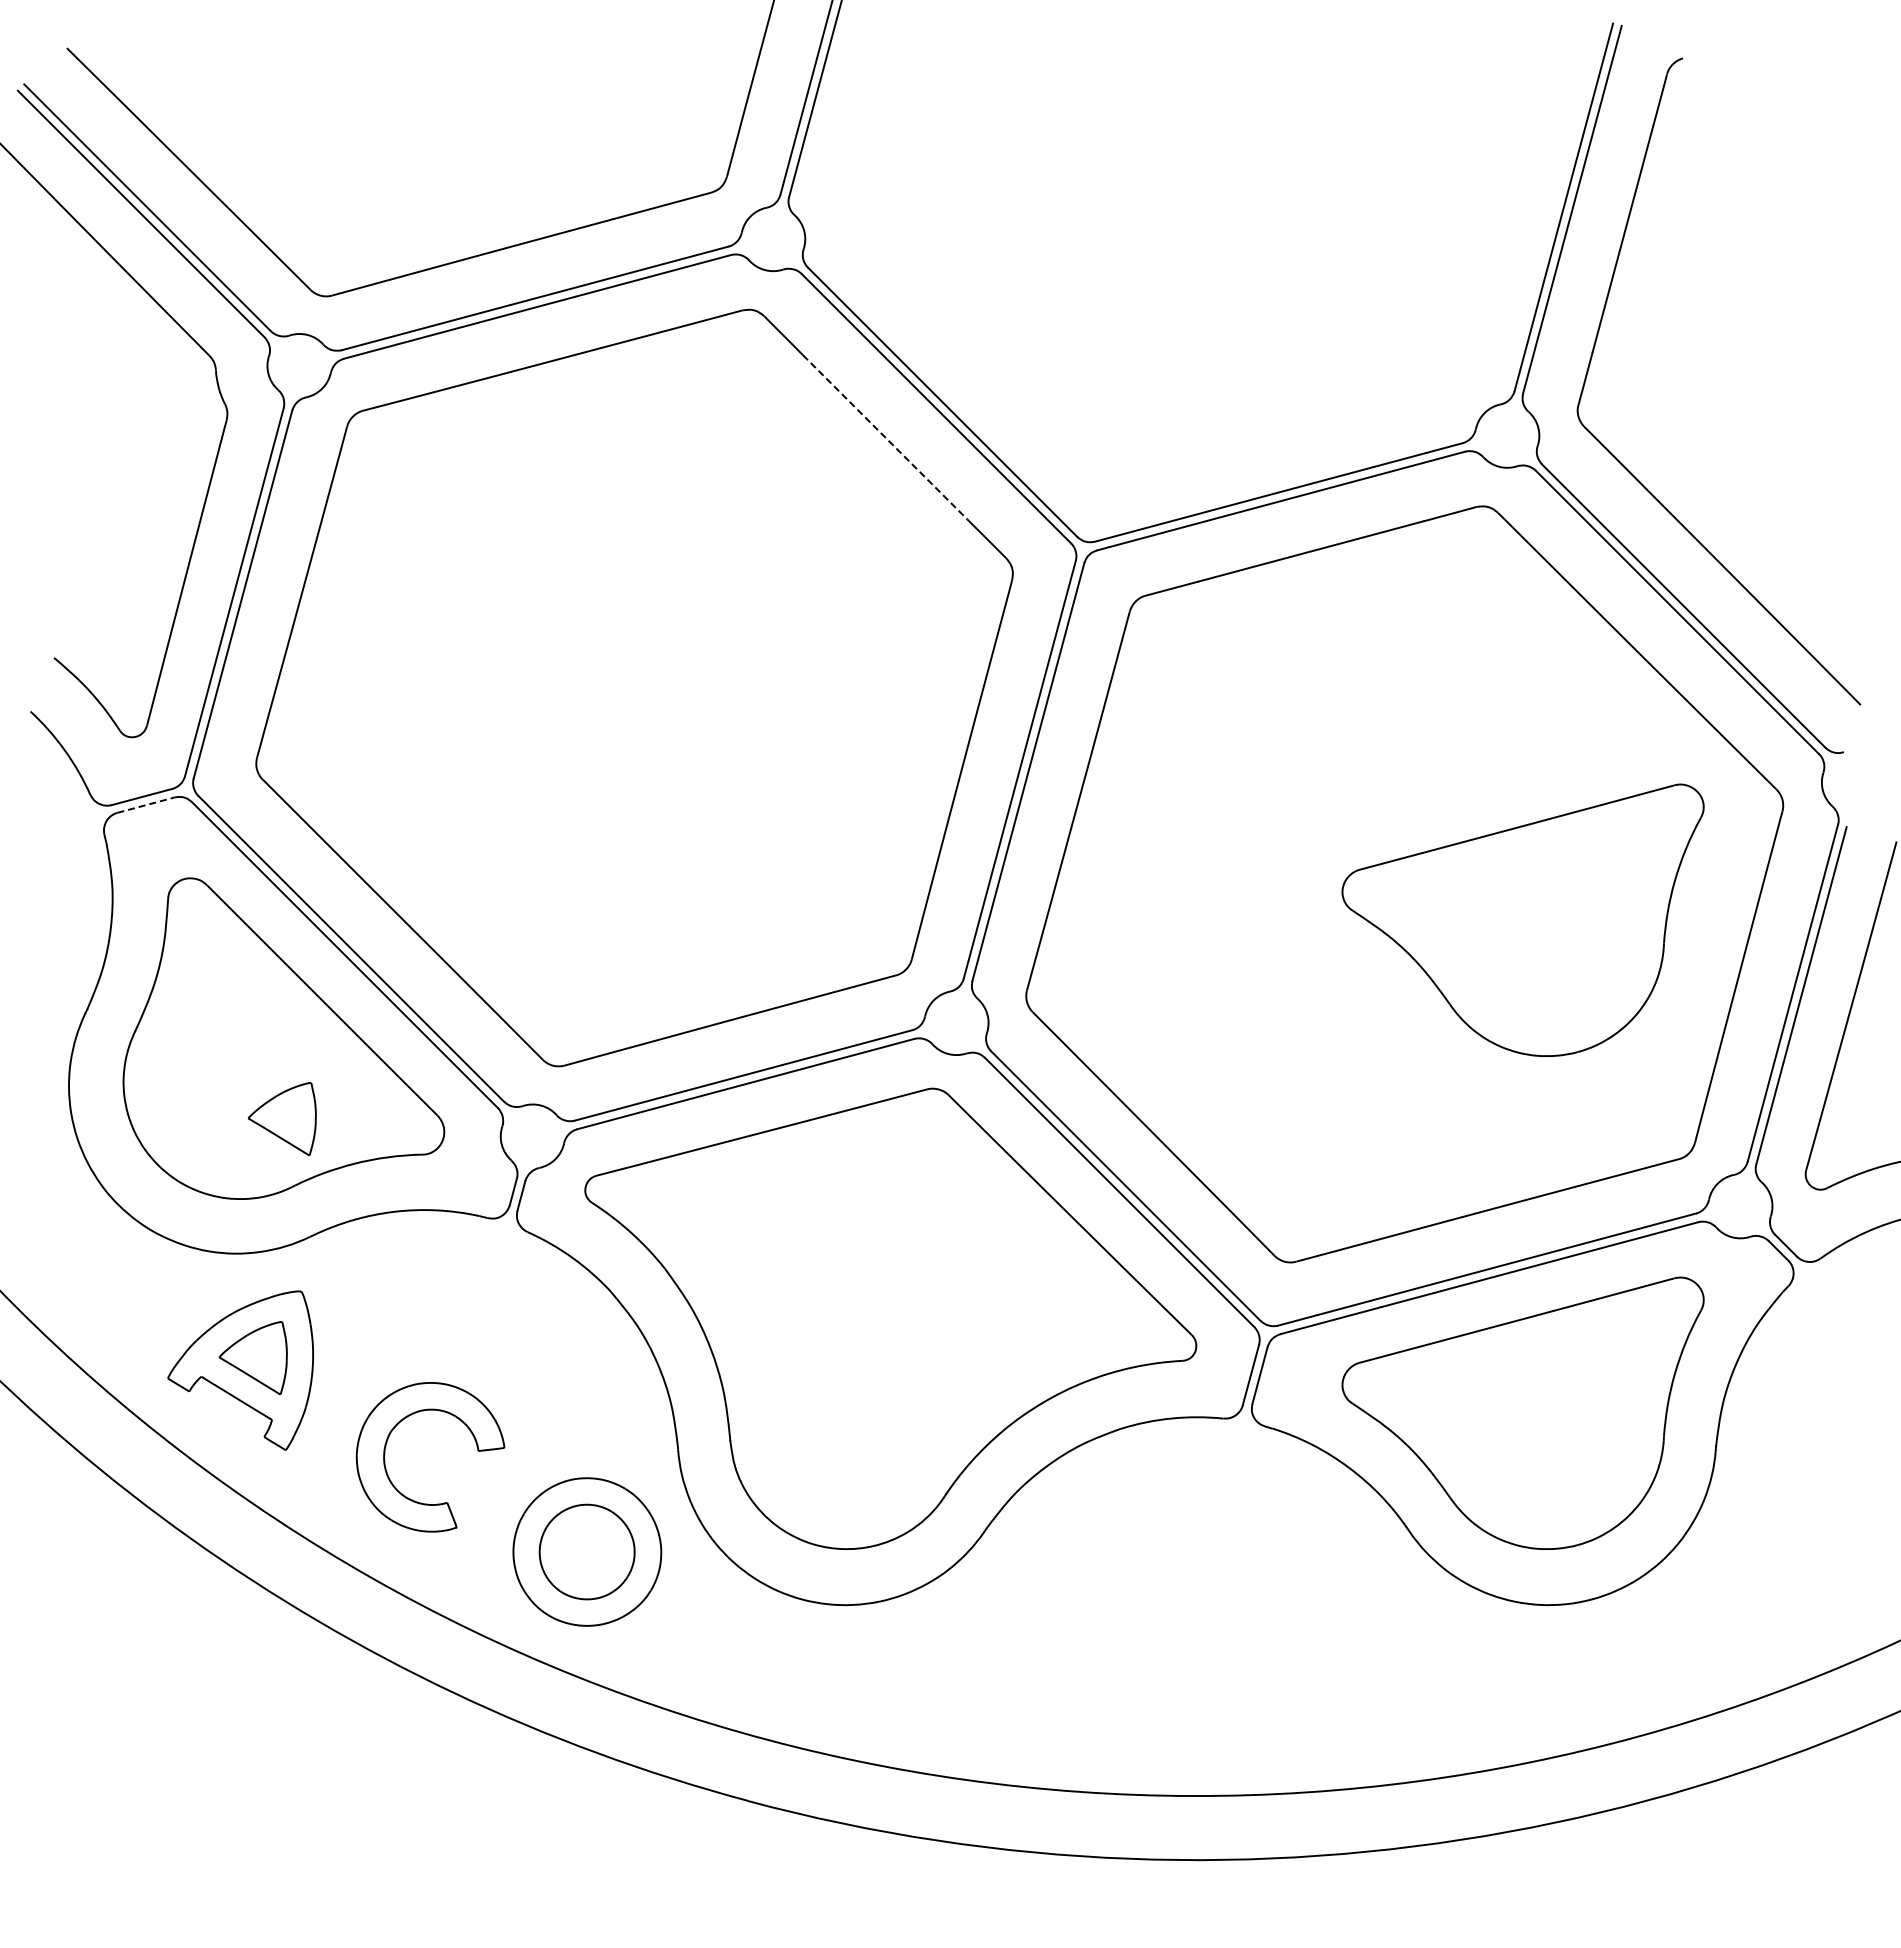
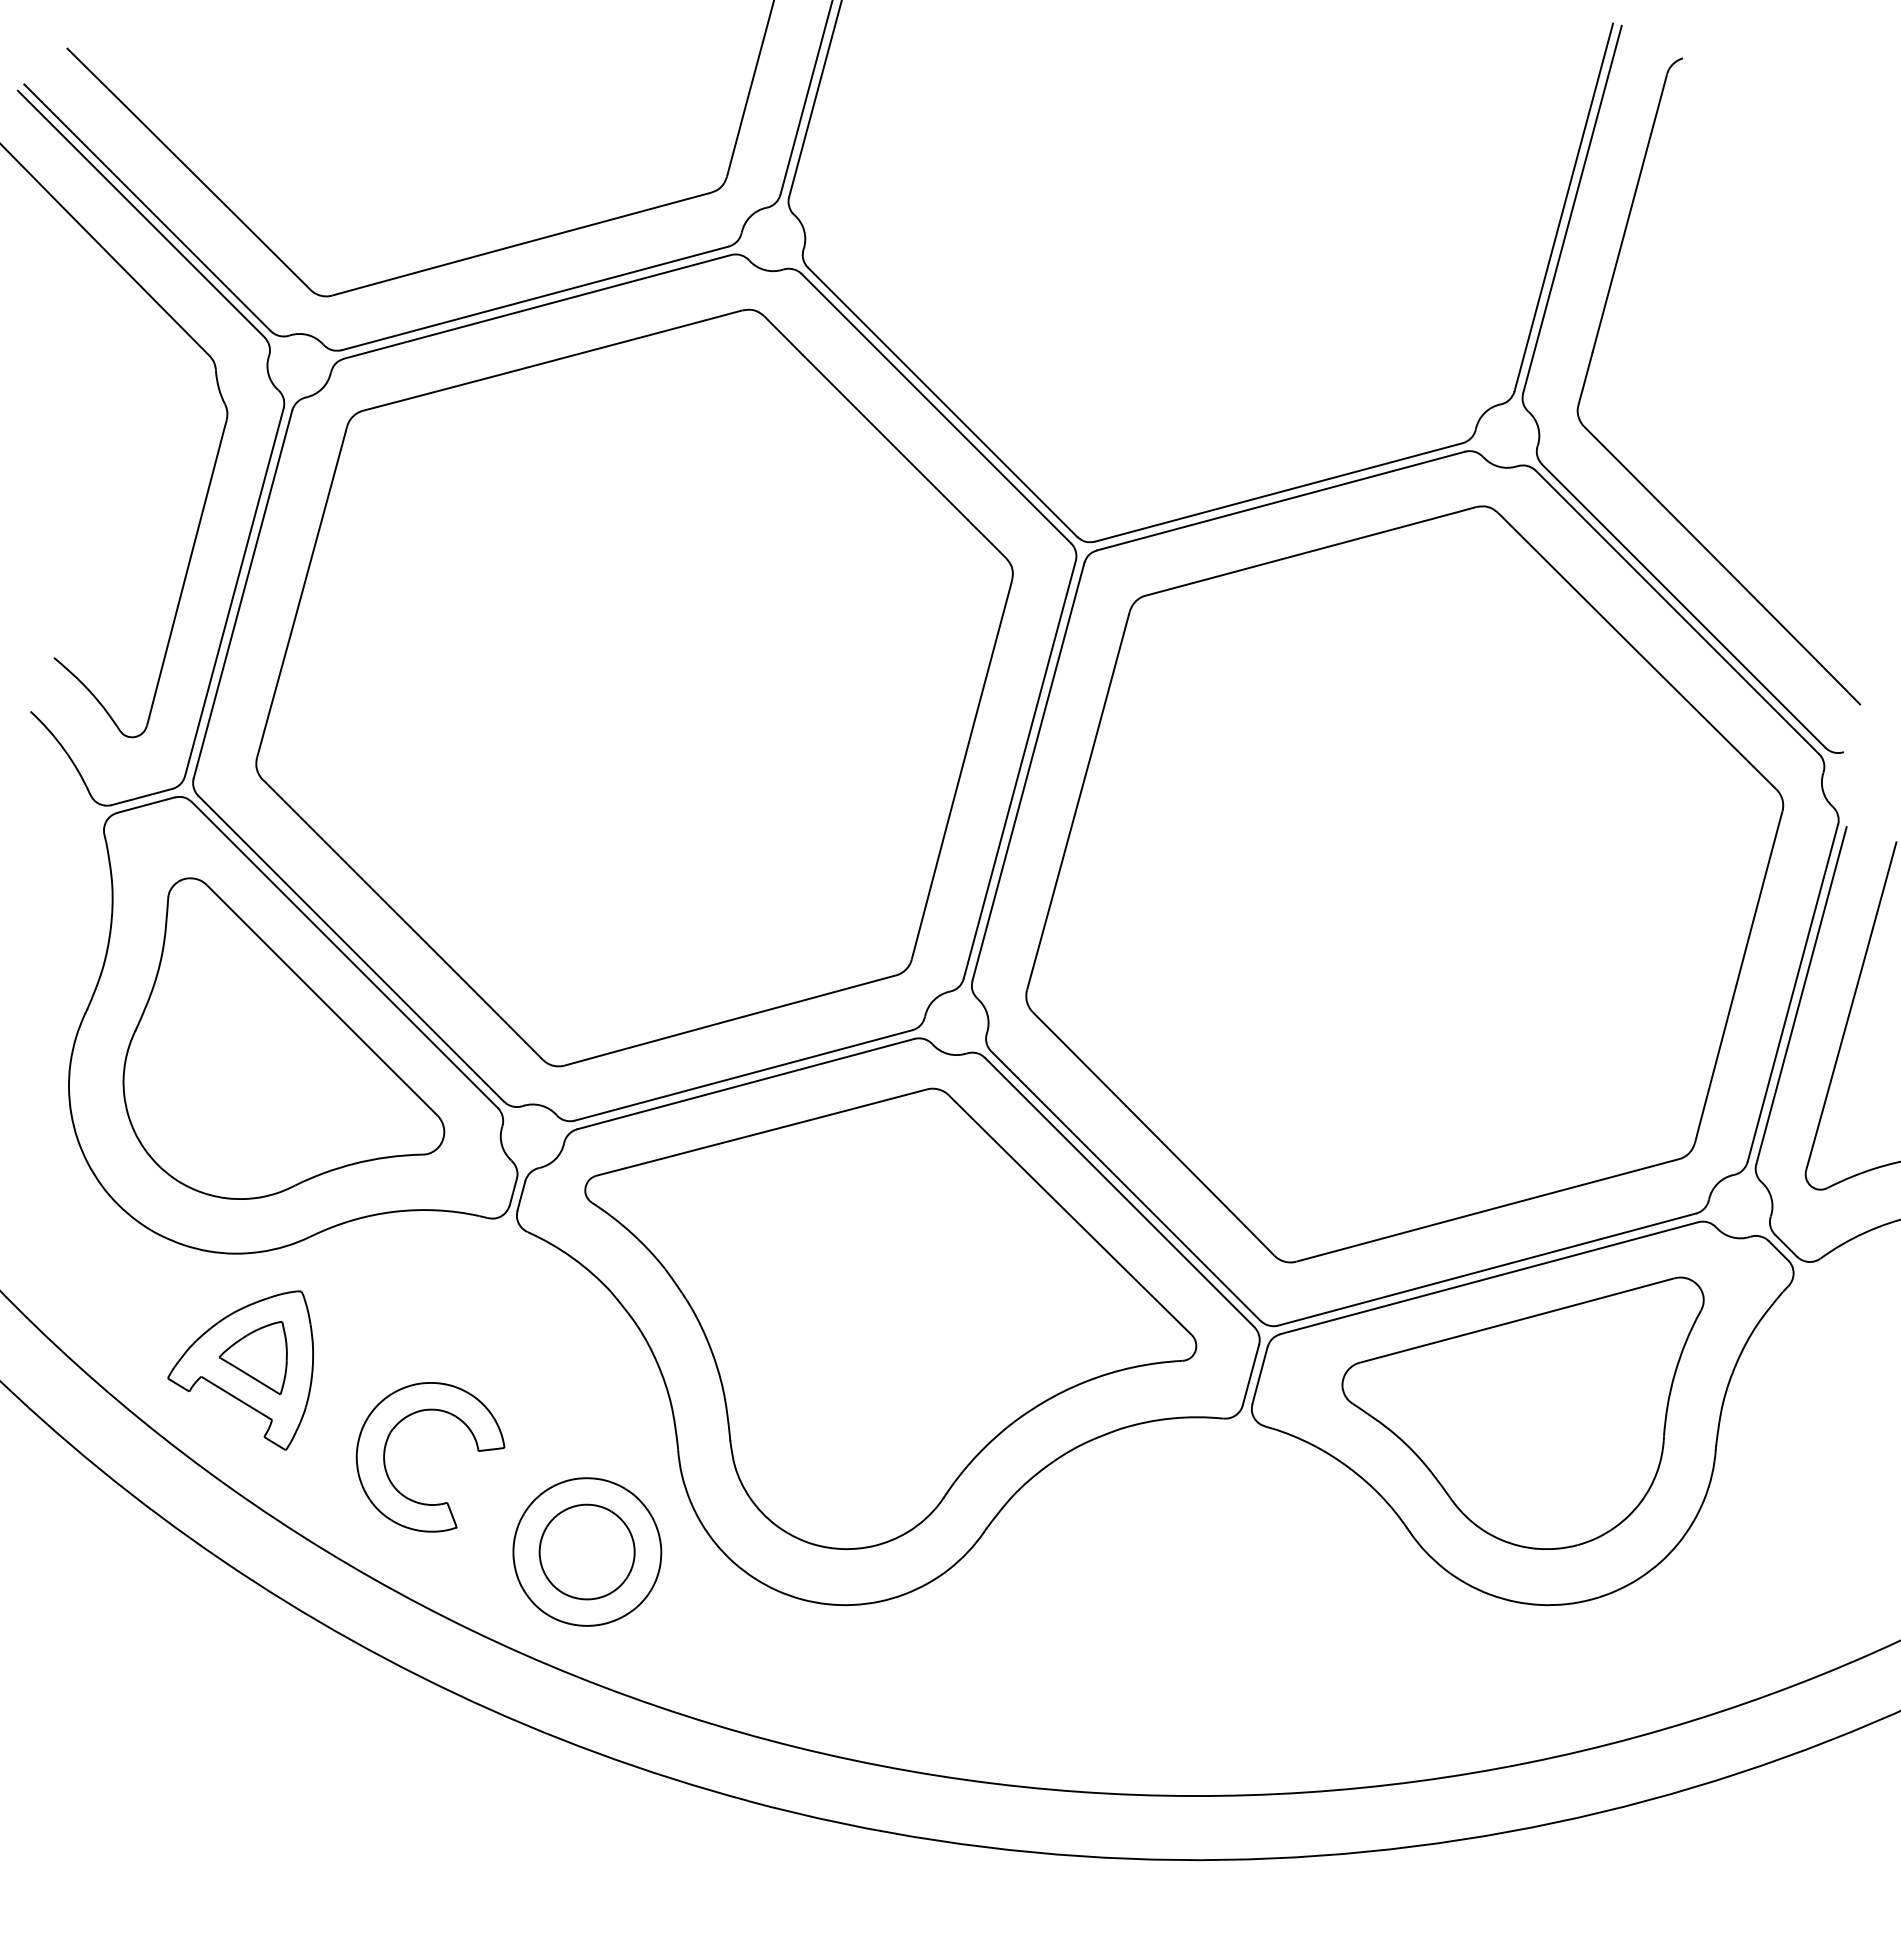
line: dashed -> solid (885, 437)
line: dashed -> solid (146, 805)
part: present -> none (1522, 919)
part: present -> none (281, 1119)
